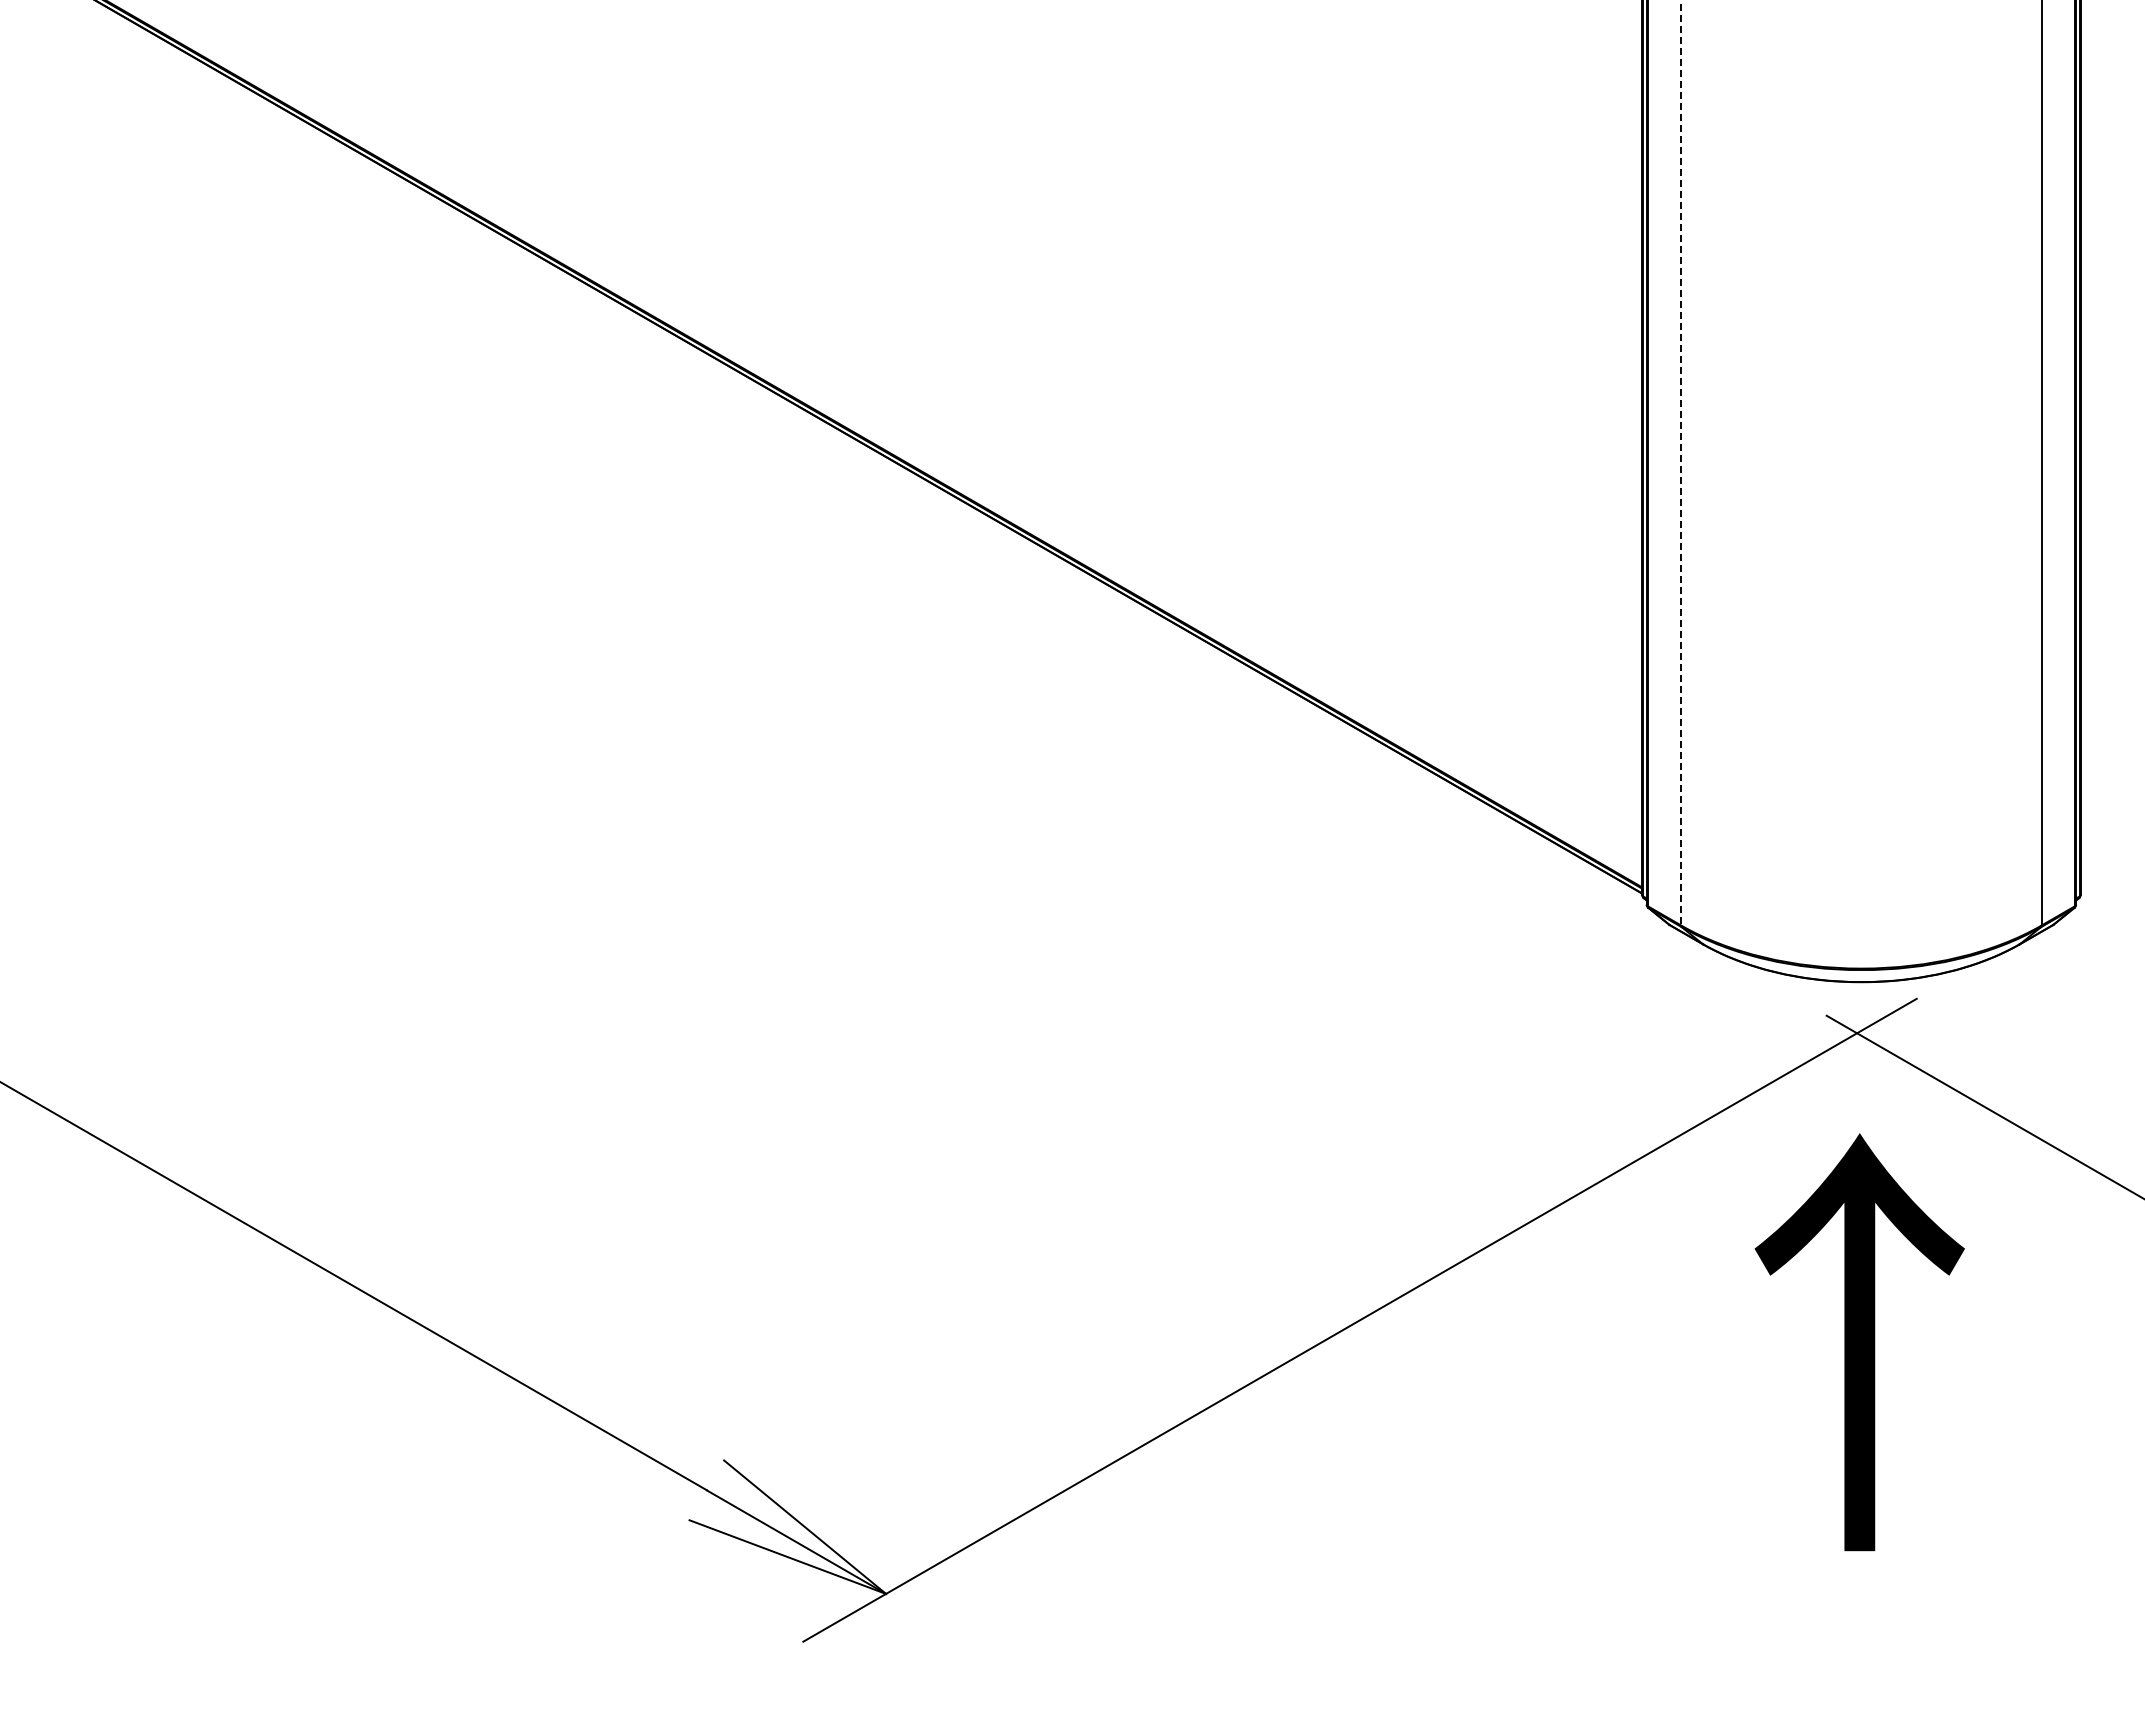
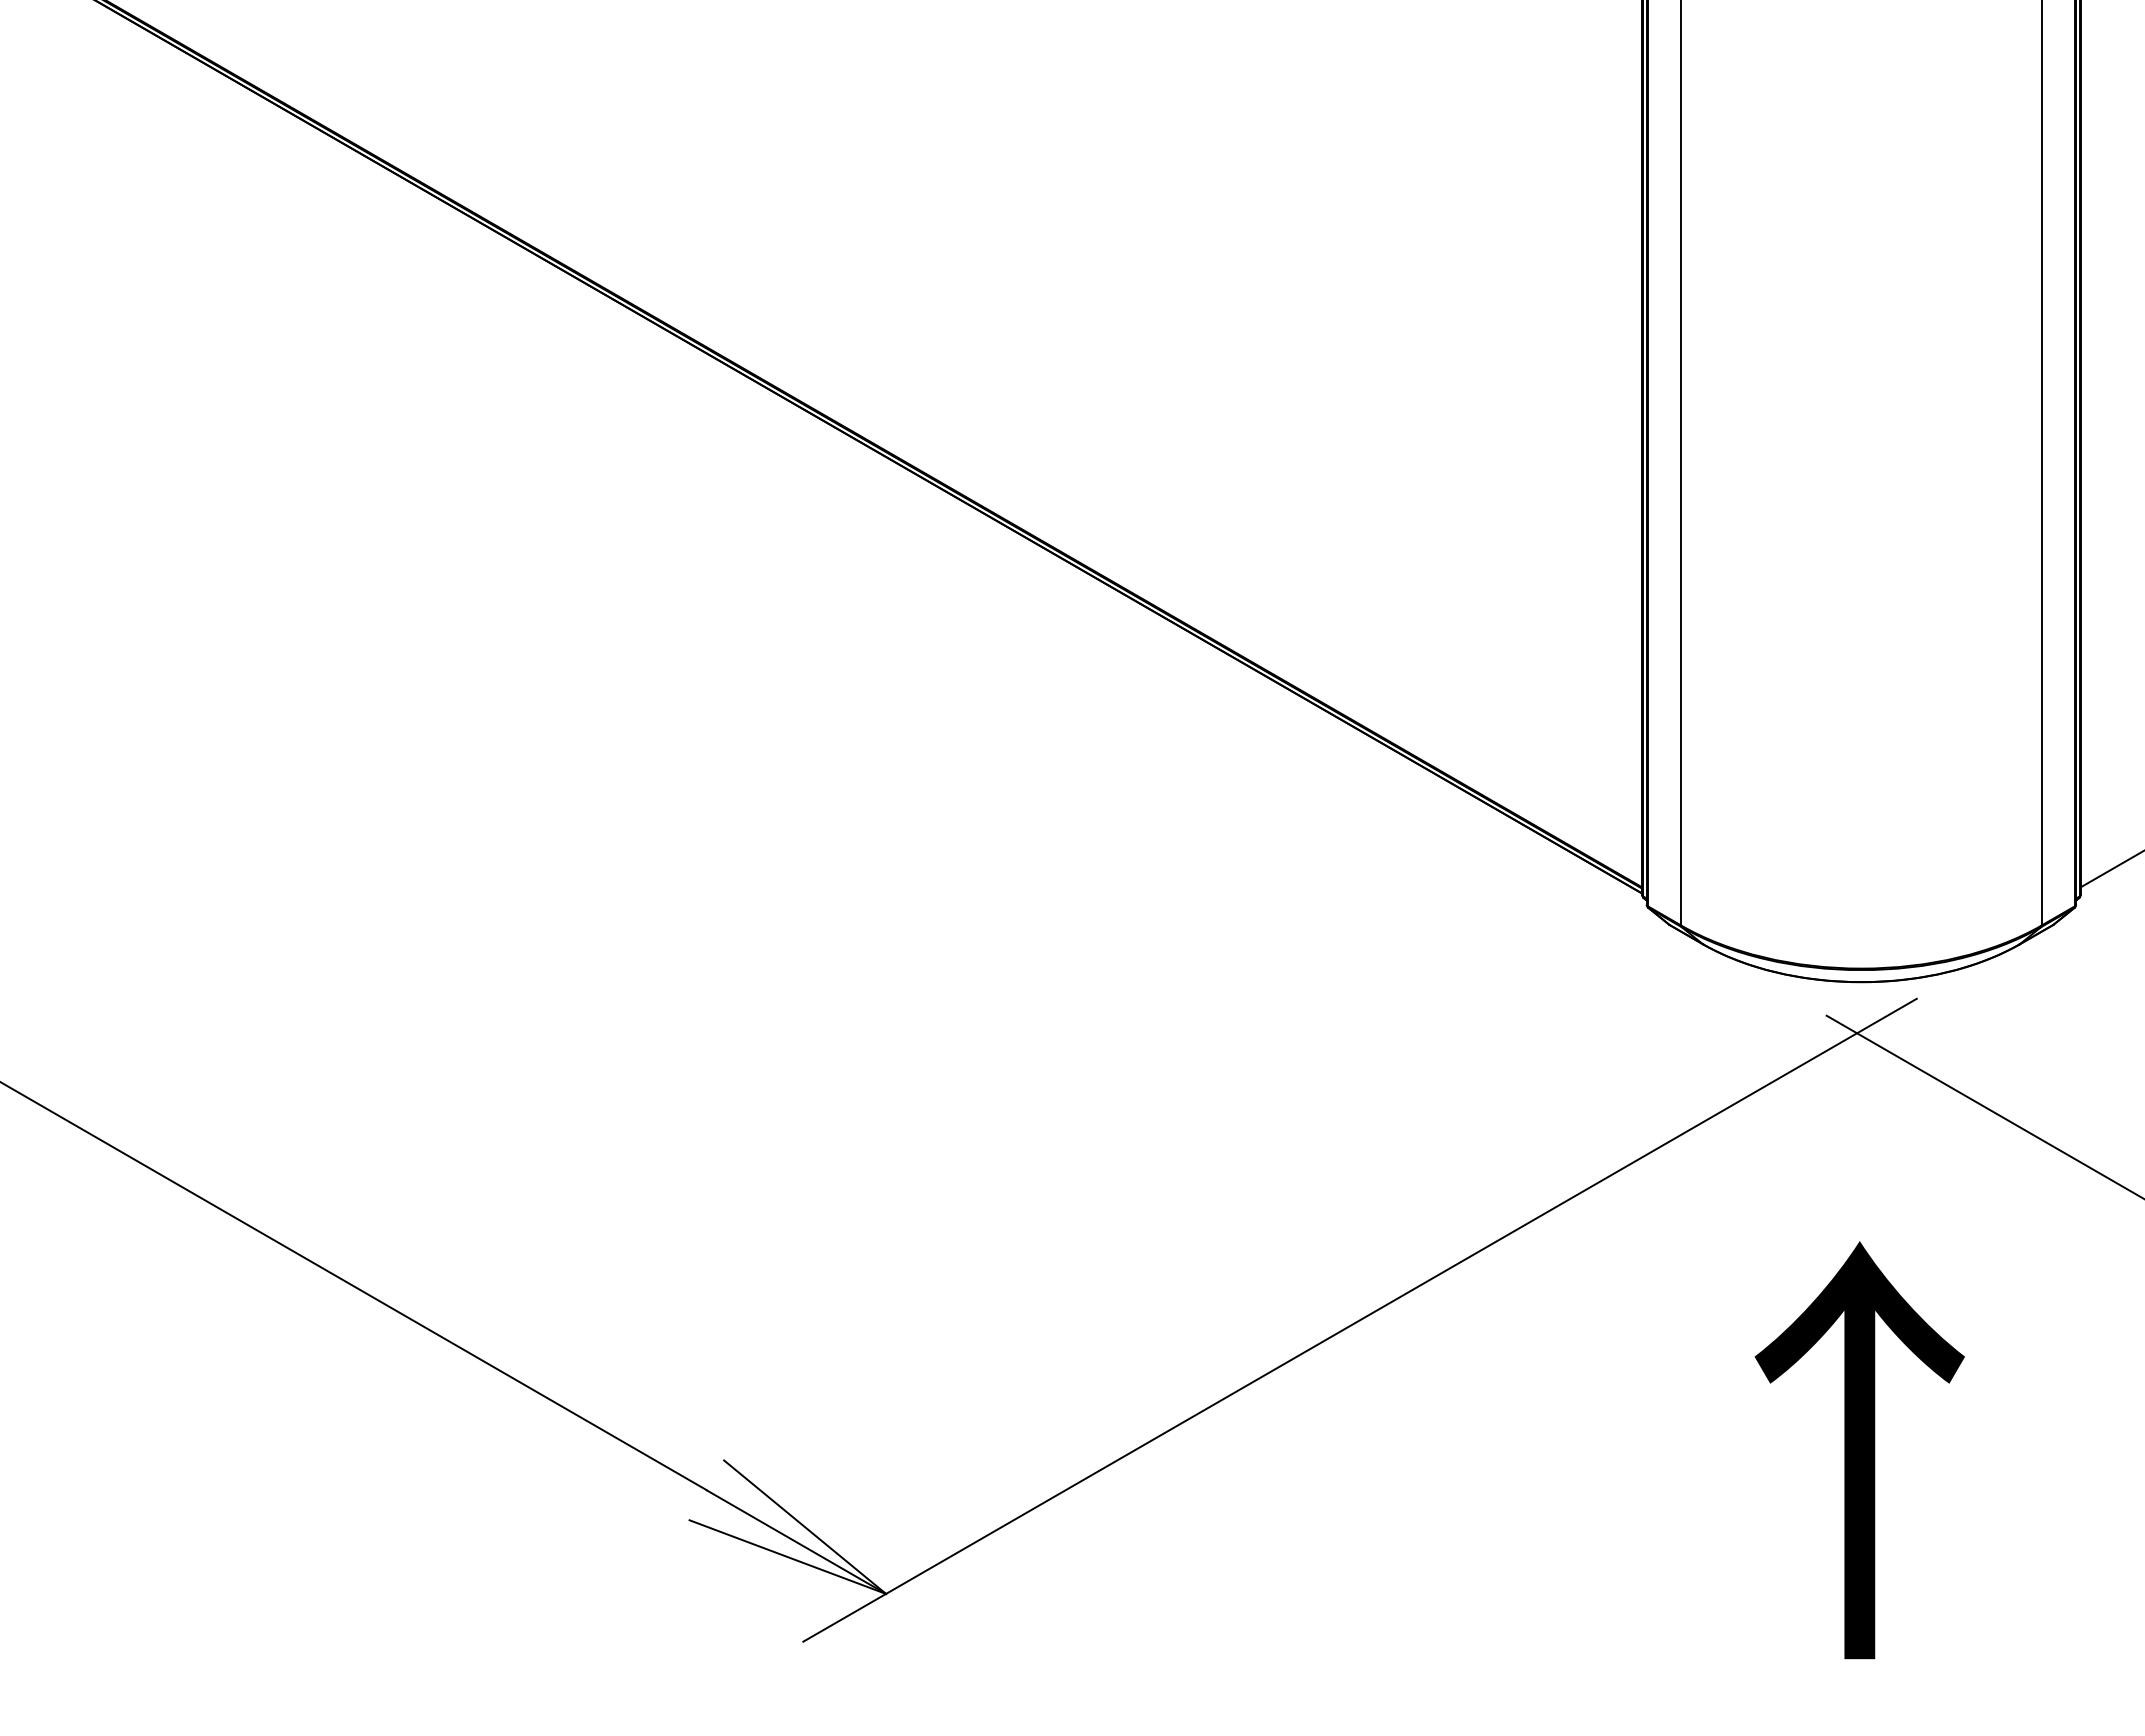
line: dashed -> solid (1681, 463)
line: none -> present (2110, 869)
text position: (1859, 1342) -> (1859, 1450) (1859, 1450)
